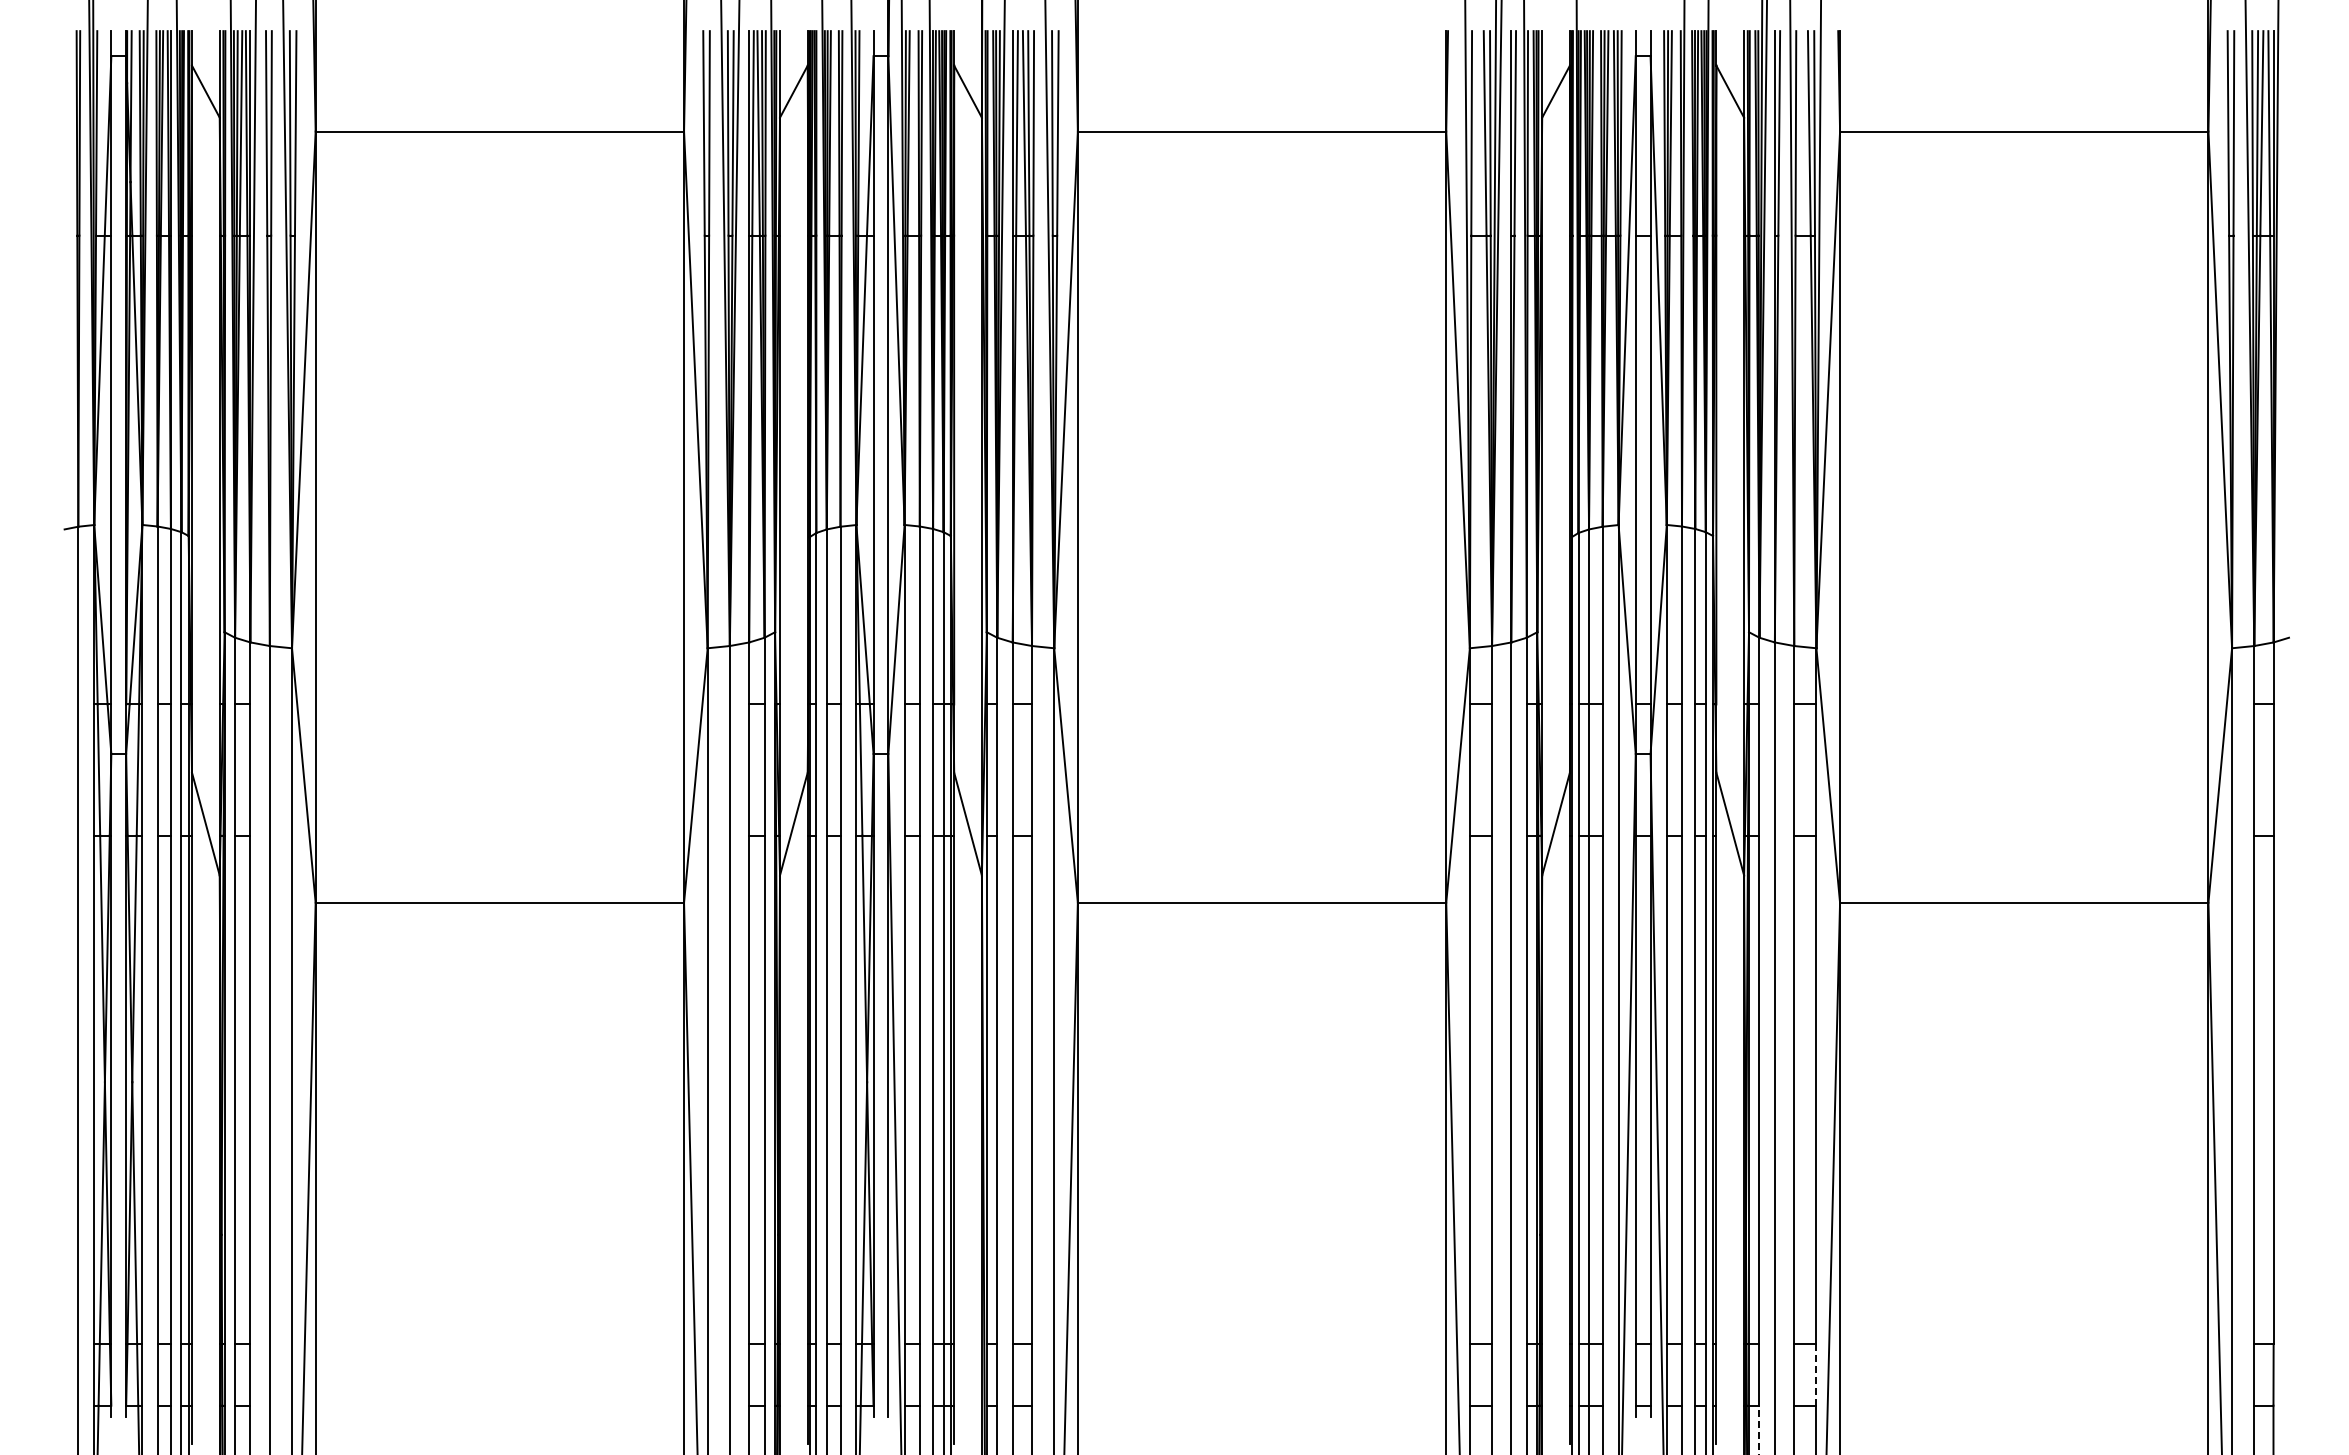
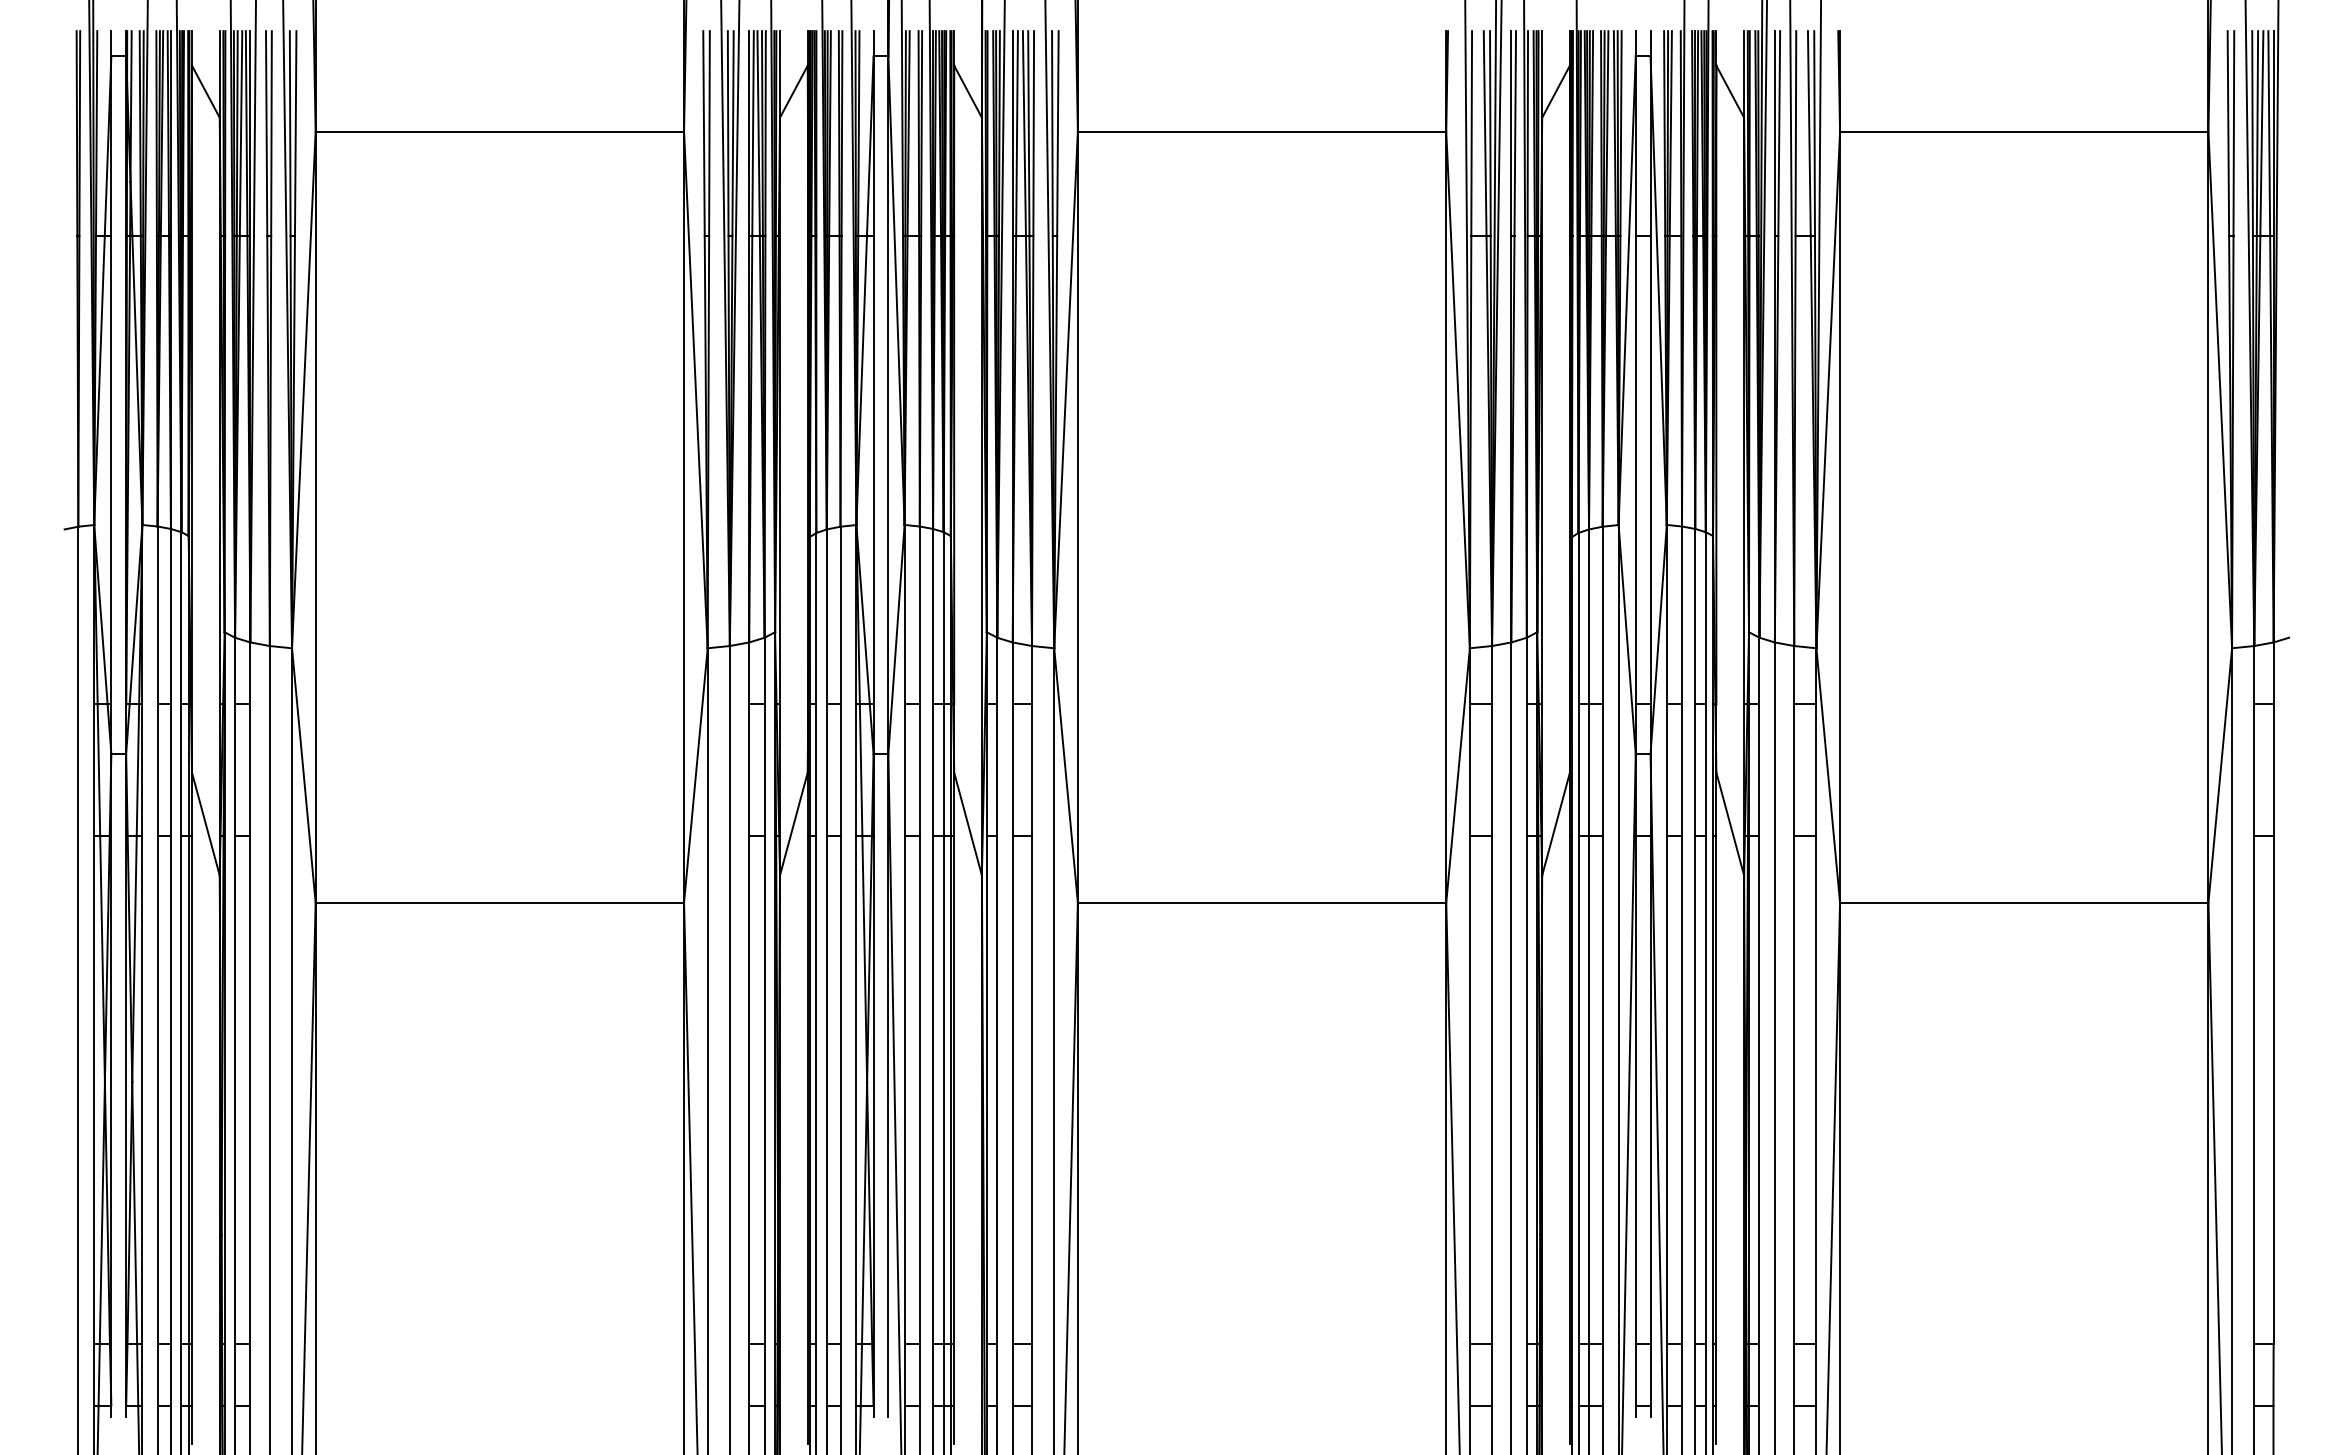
line: dashed -> solid (1816, 1374)
line: dashed -> solid (1759, 1429)
